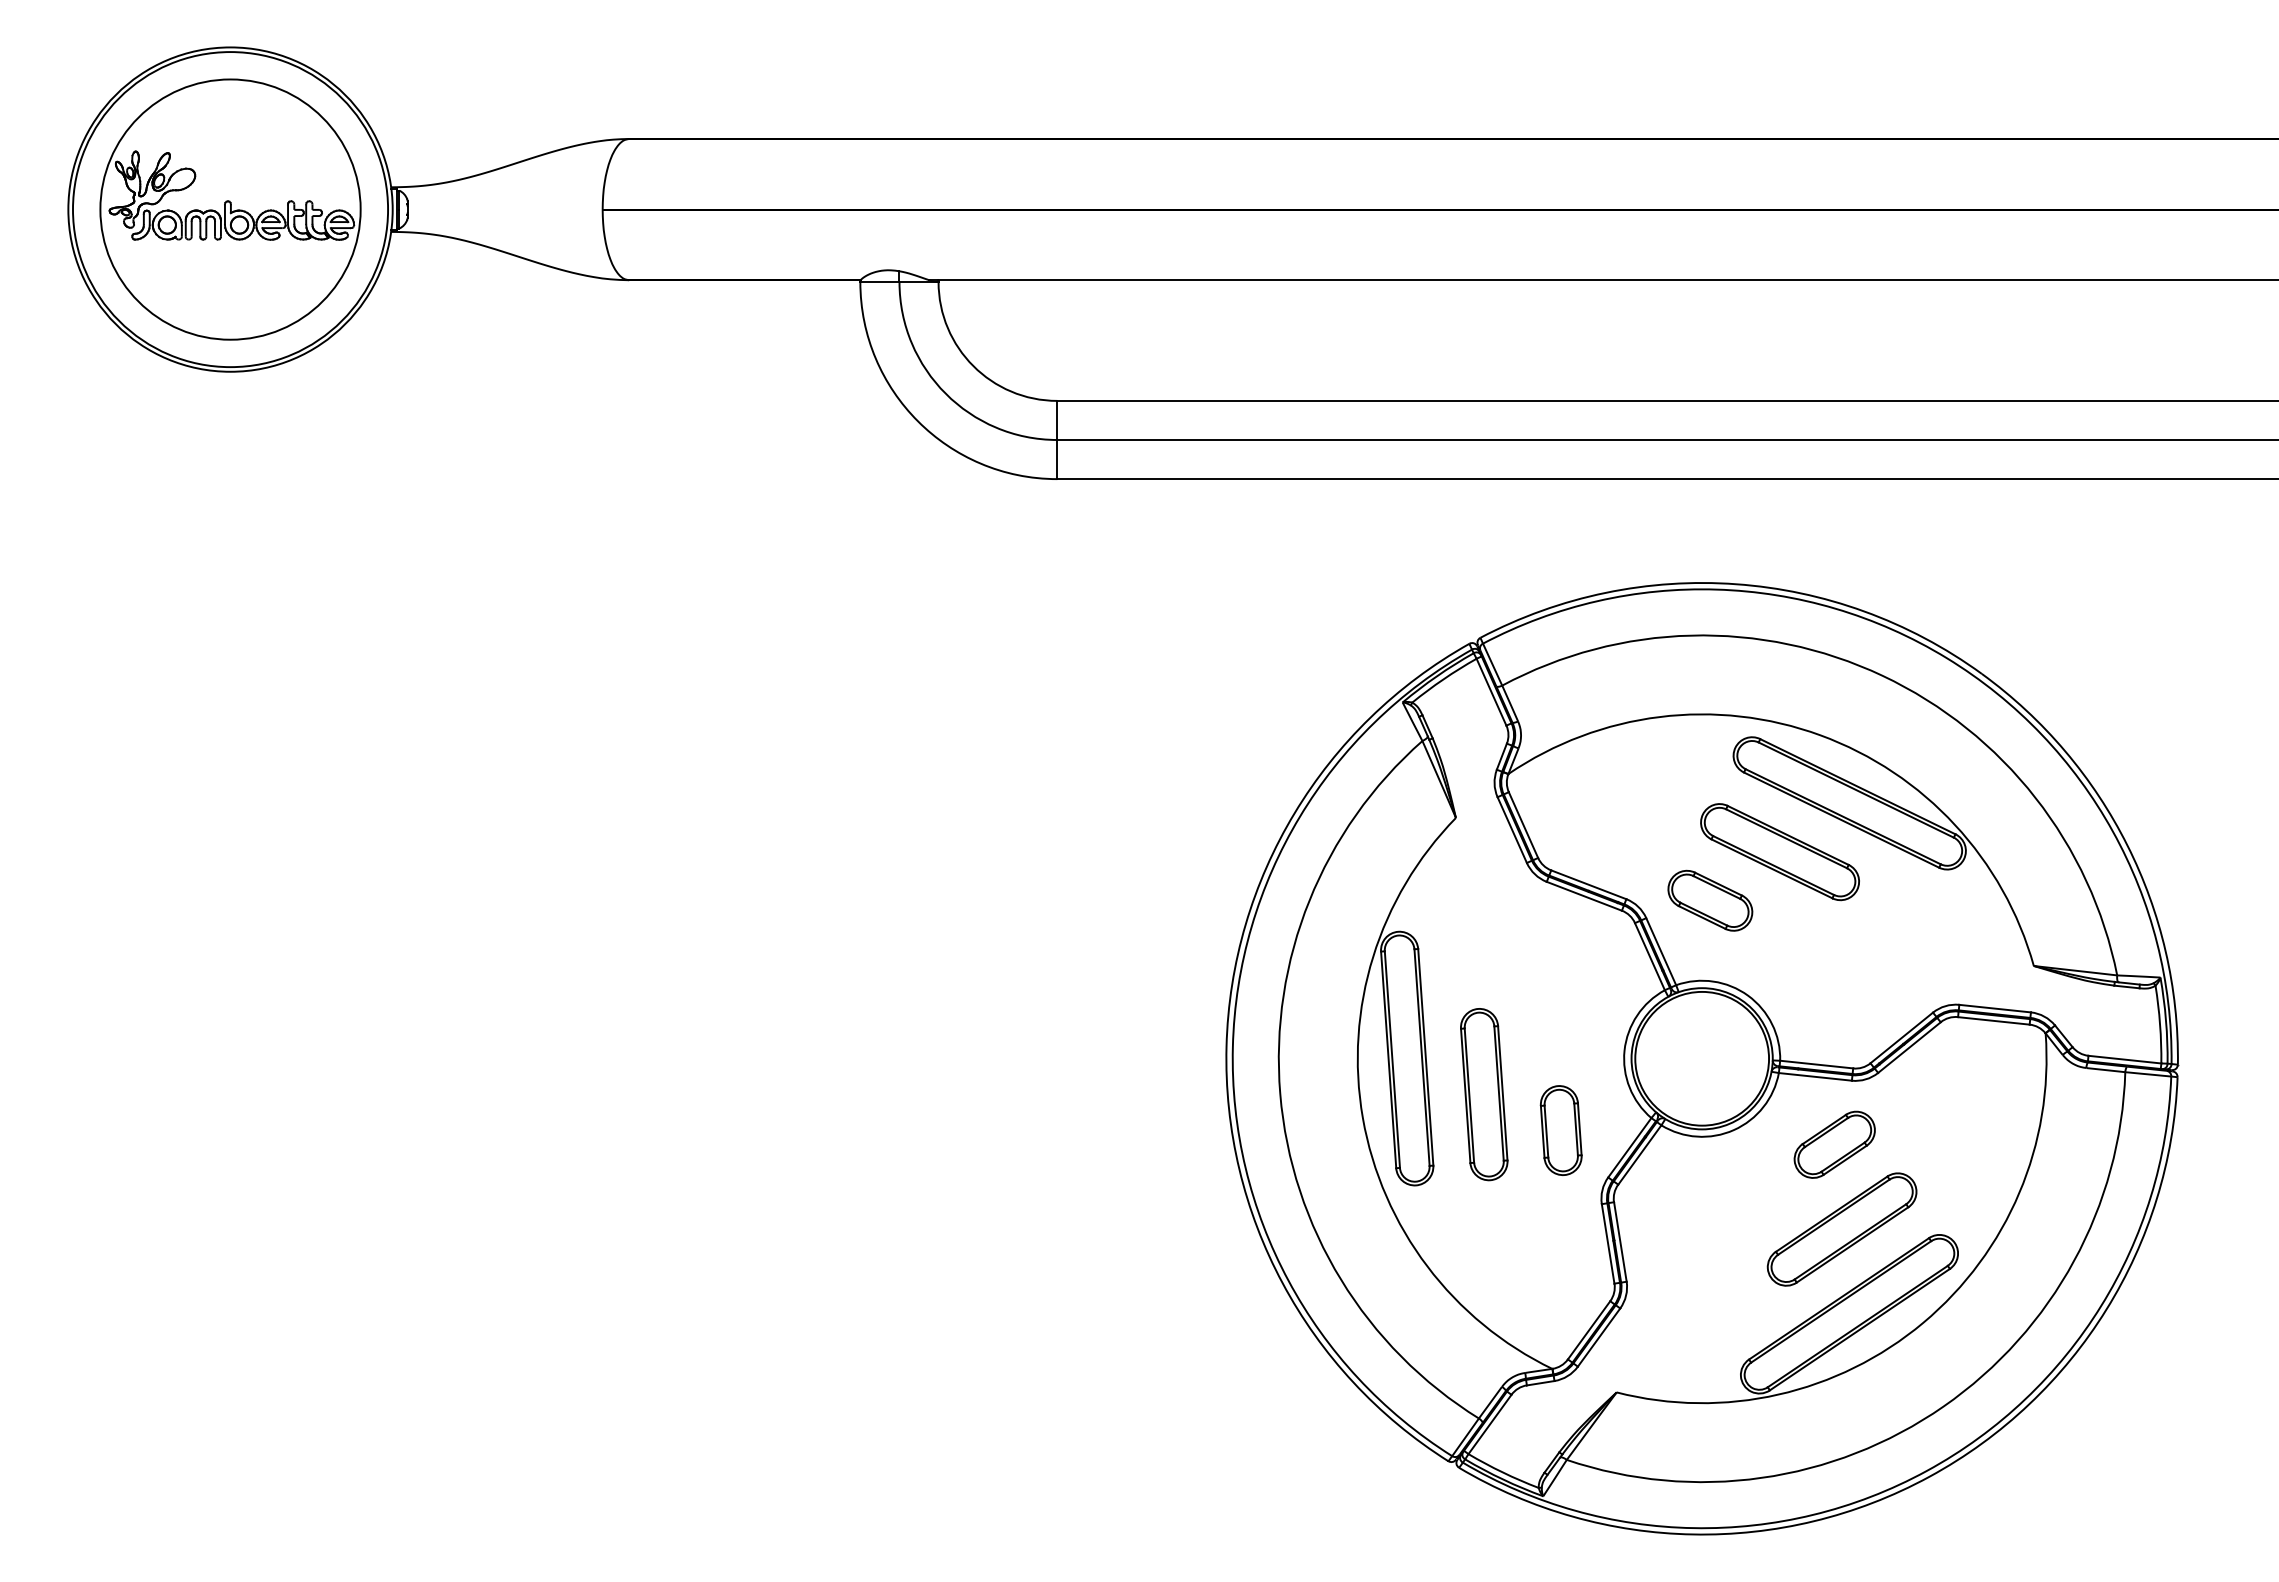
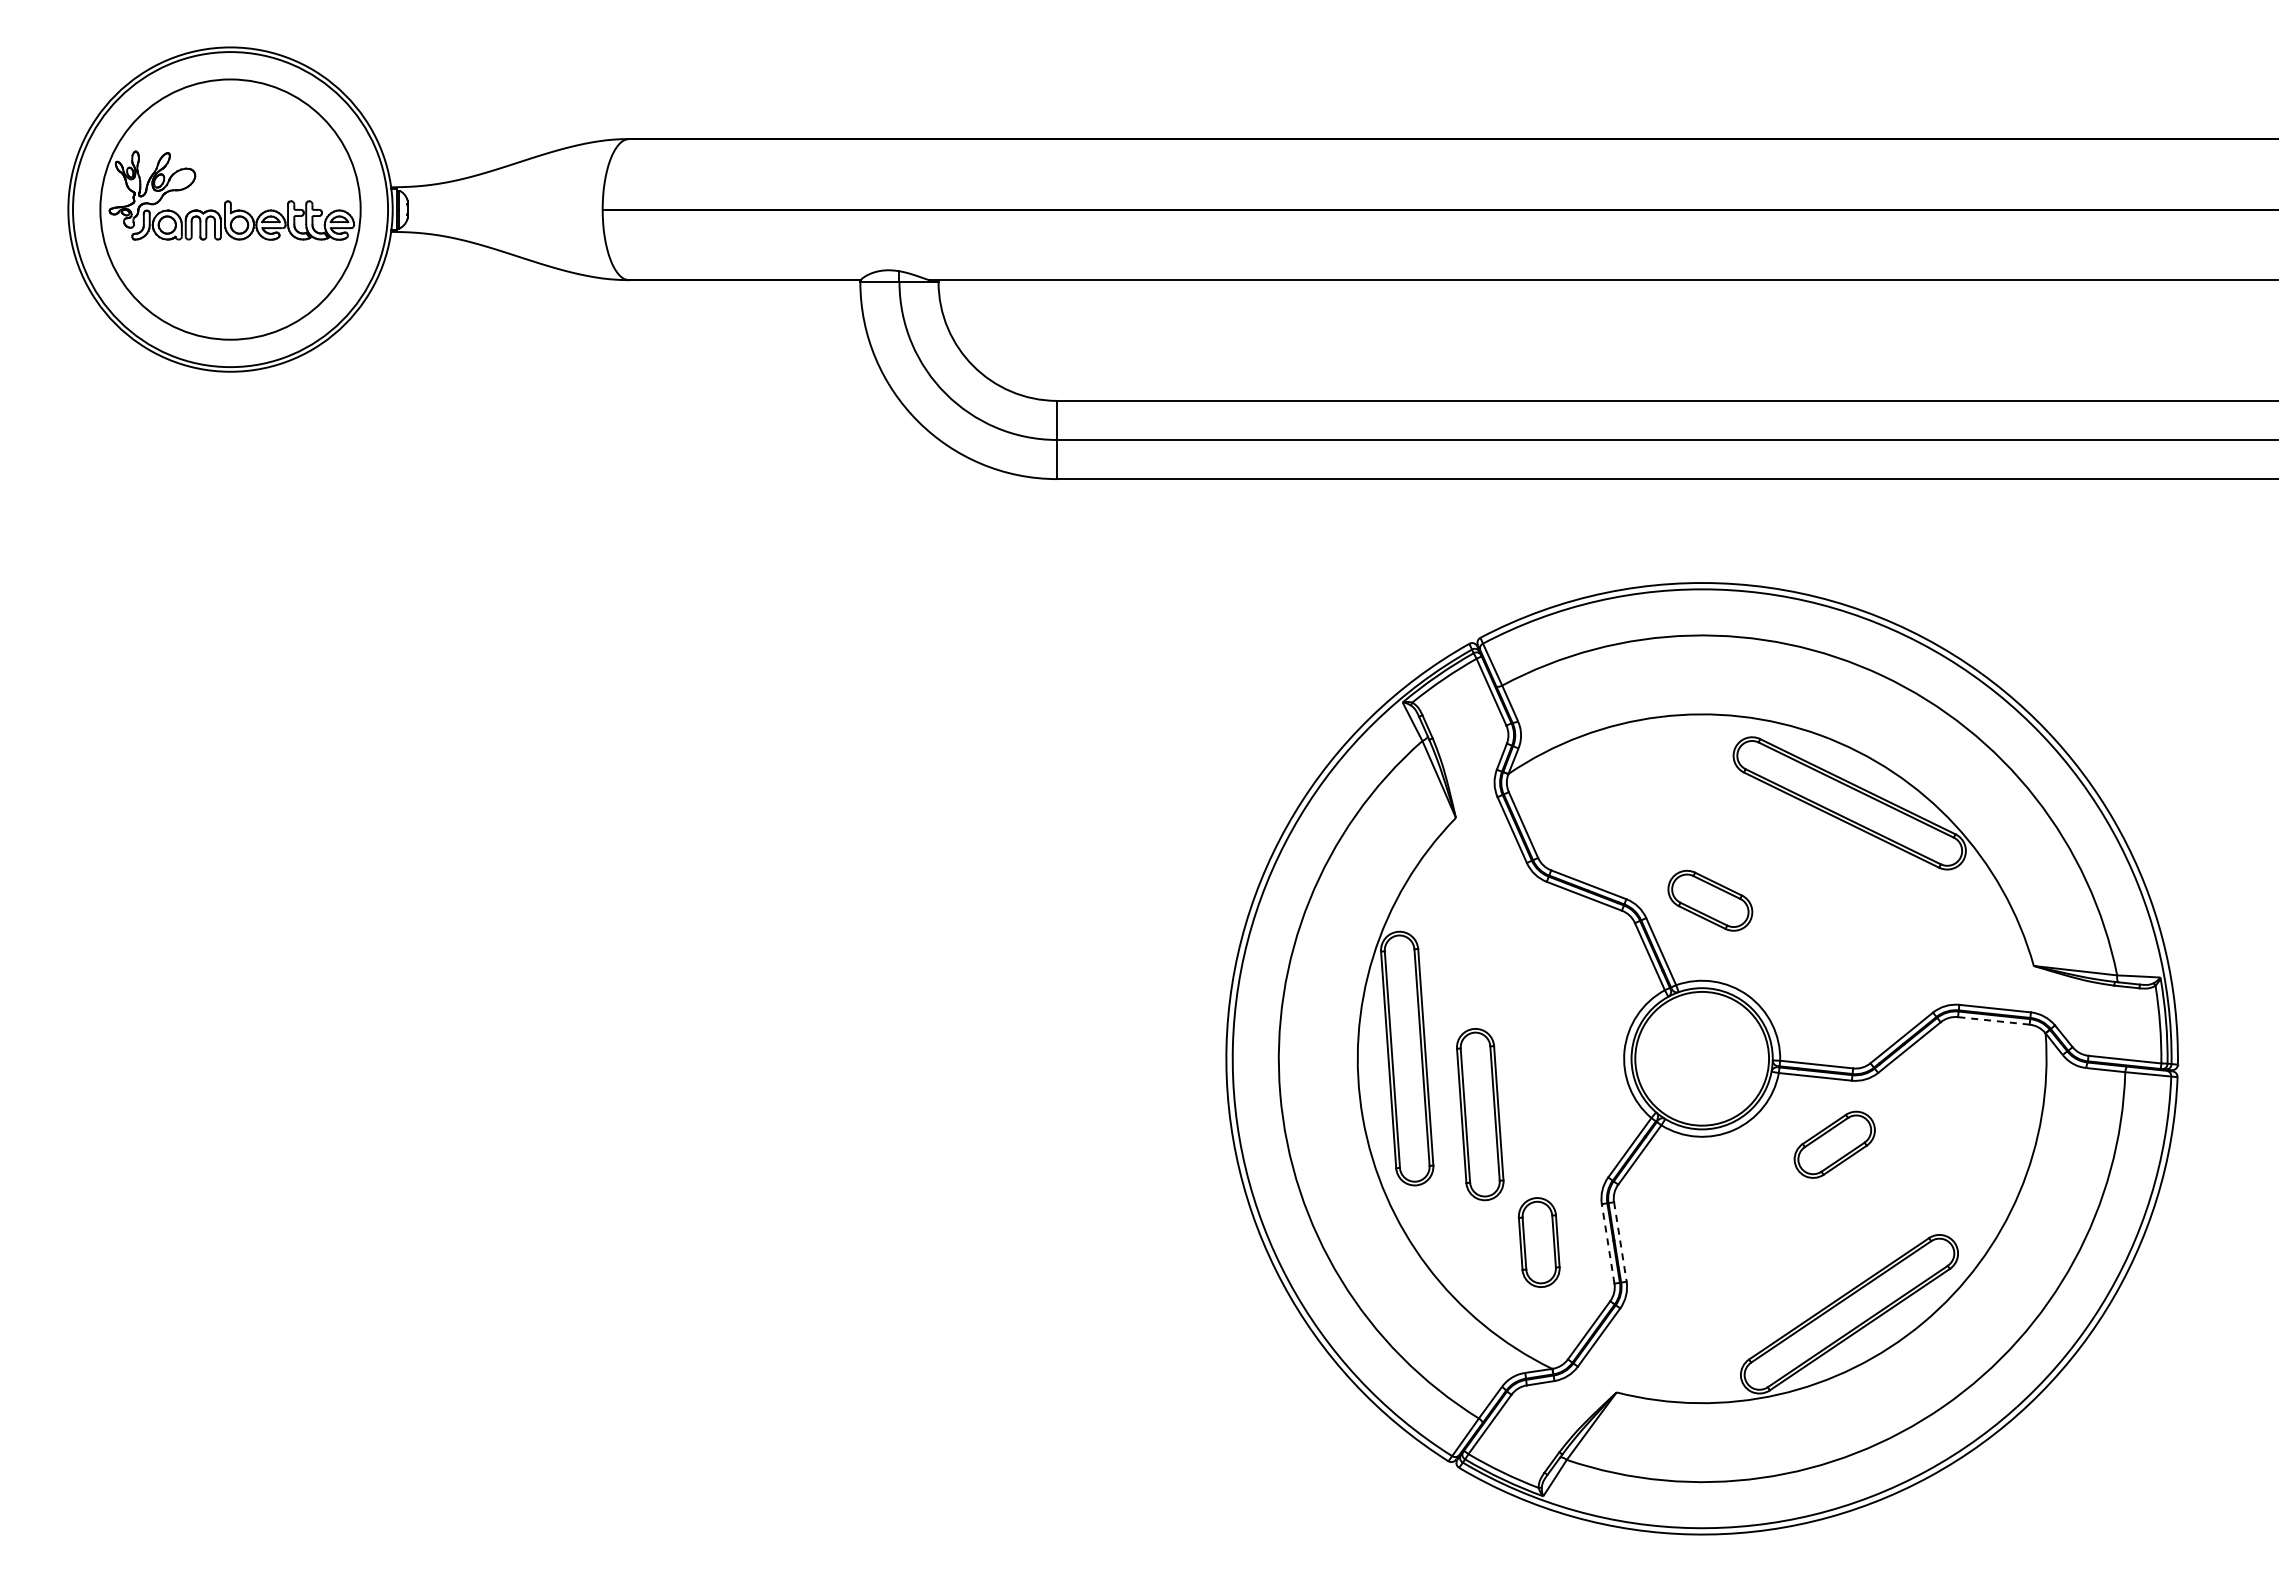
part: present -> none (1779, 852)
line: solid -> dashed (1993, 1020)
part position: (1484, 1094) -> (1480, 1114) (1480, 1114)
part position: (1560, 1130) -> (1538, 1242) (1538, 1242)
part: present -> none (1841, 1229)
line: solid -> dashed (1620, 1242)
line: solid -> dashed (1608, 1243)
